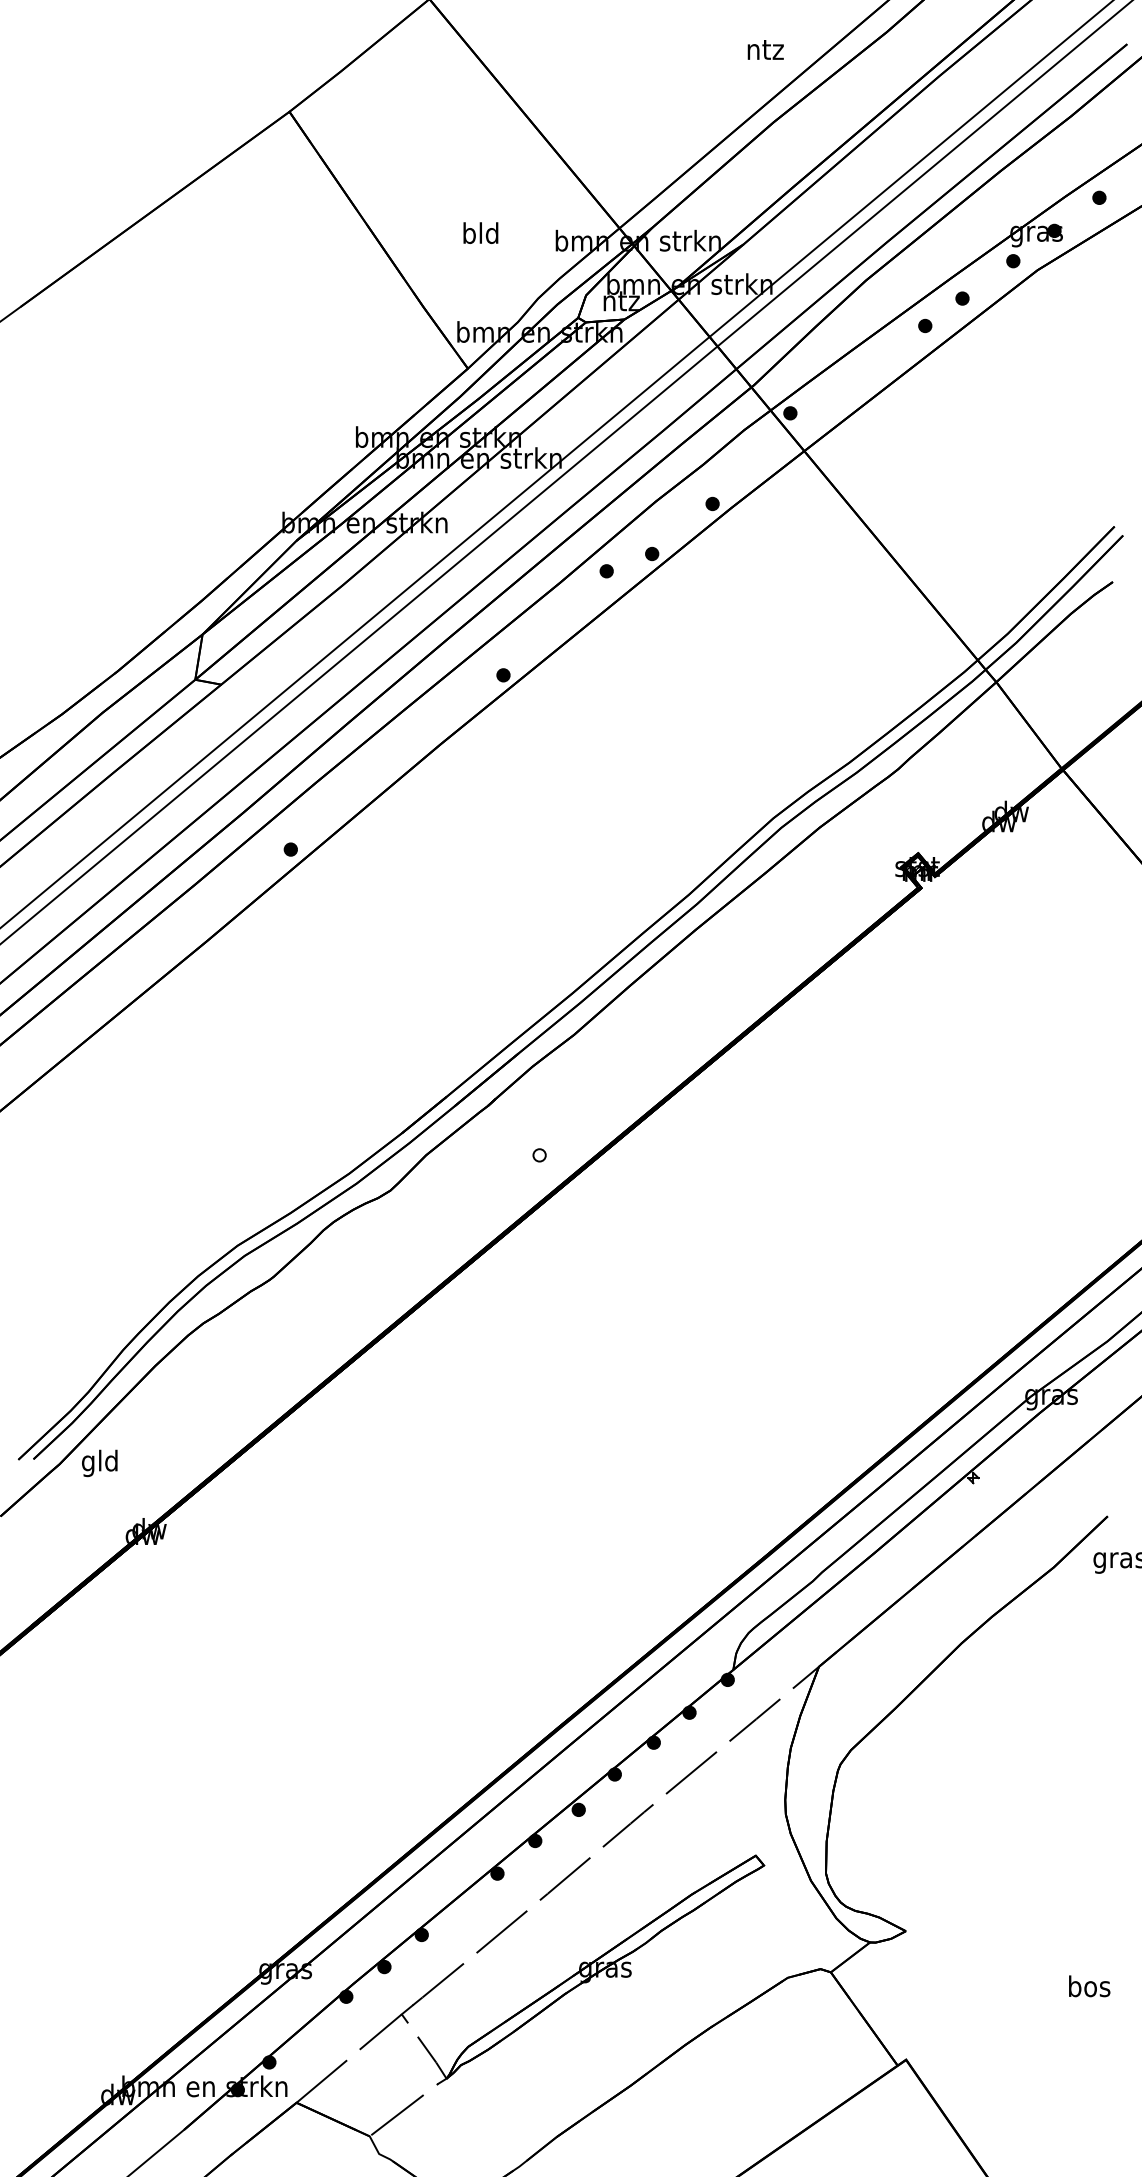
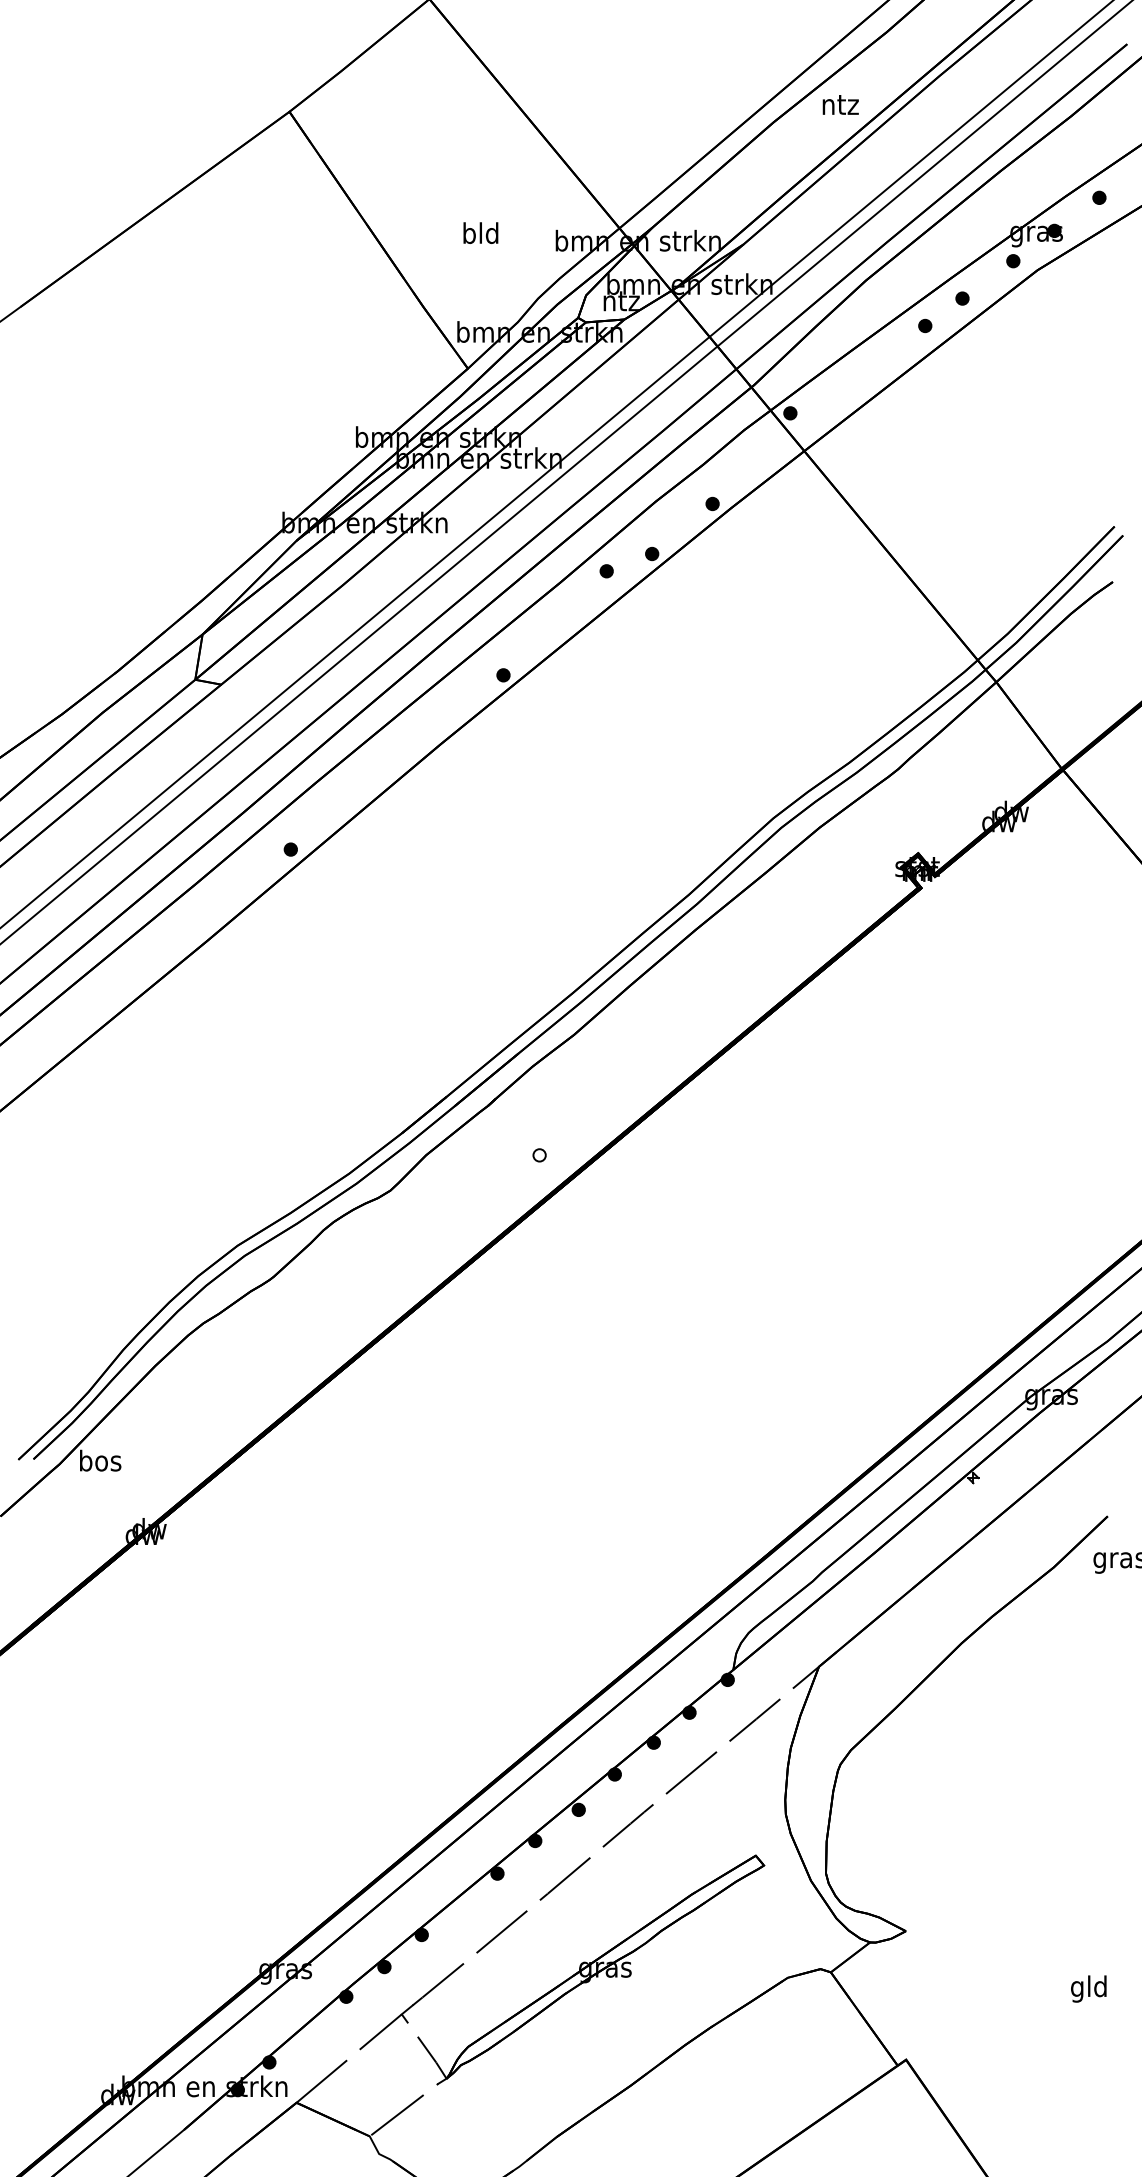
text position: (765, 49) -> (840, 104) (840, 104)
text: gld -> bos (100, 1463)
text: bos -> gld (1089, 1988)
